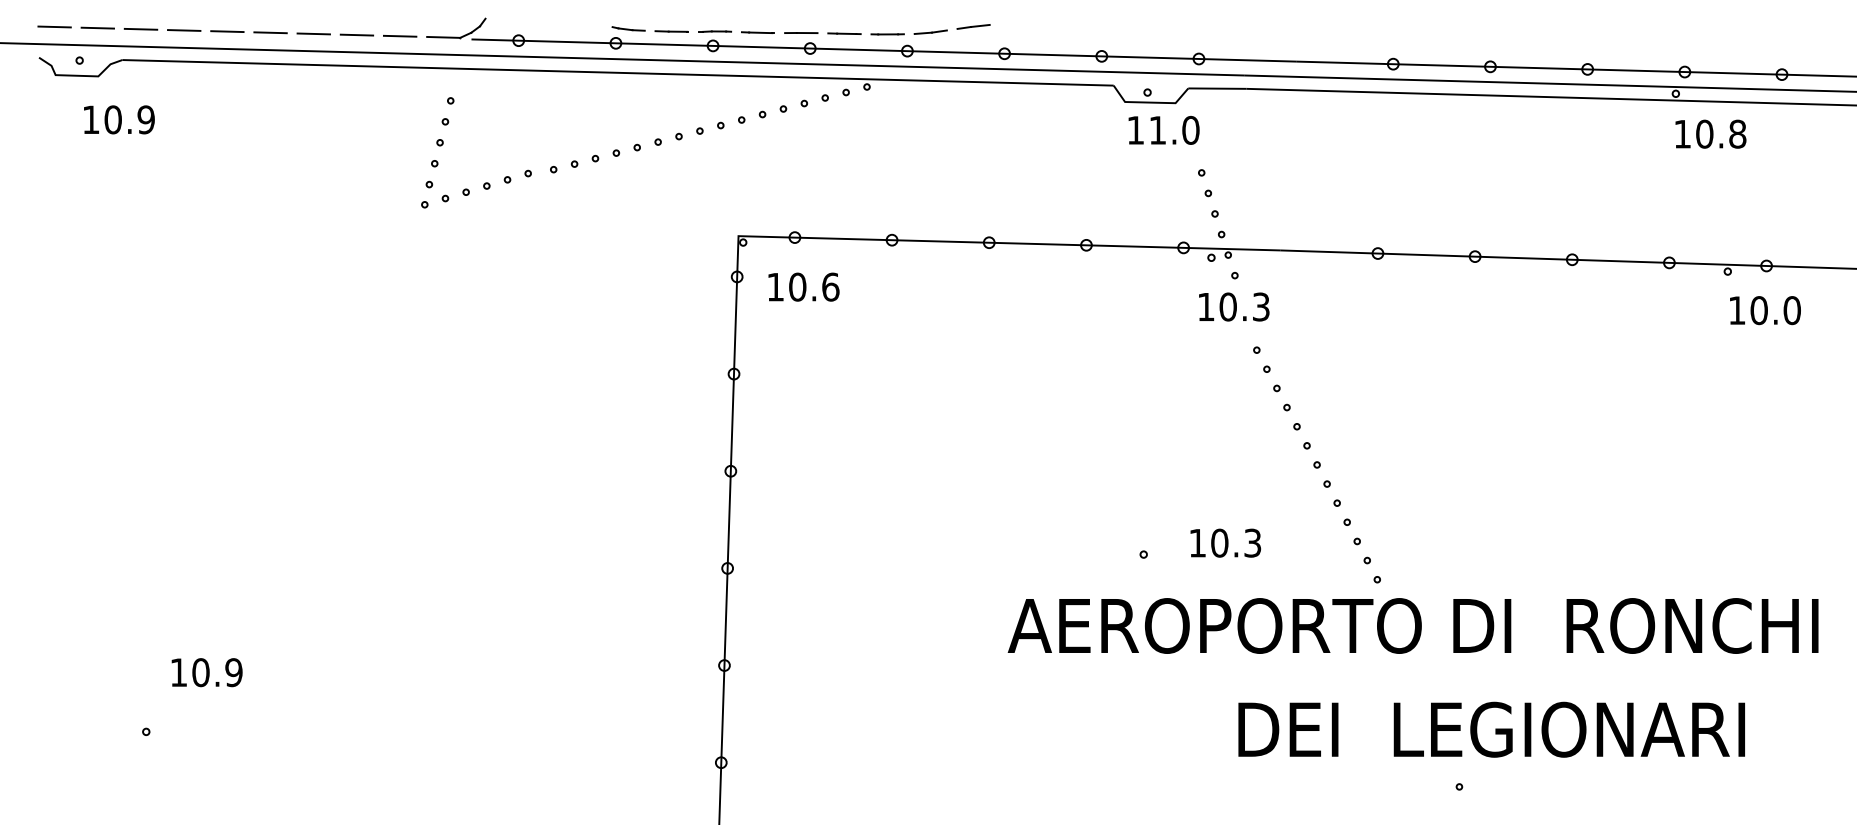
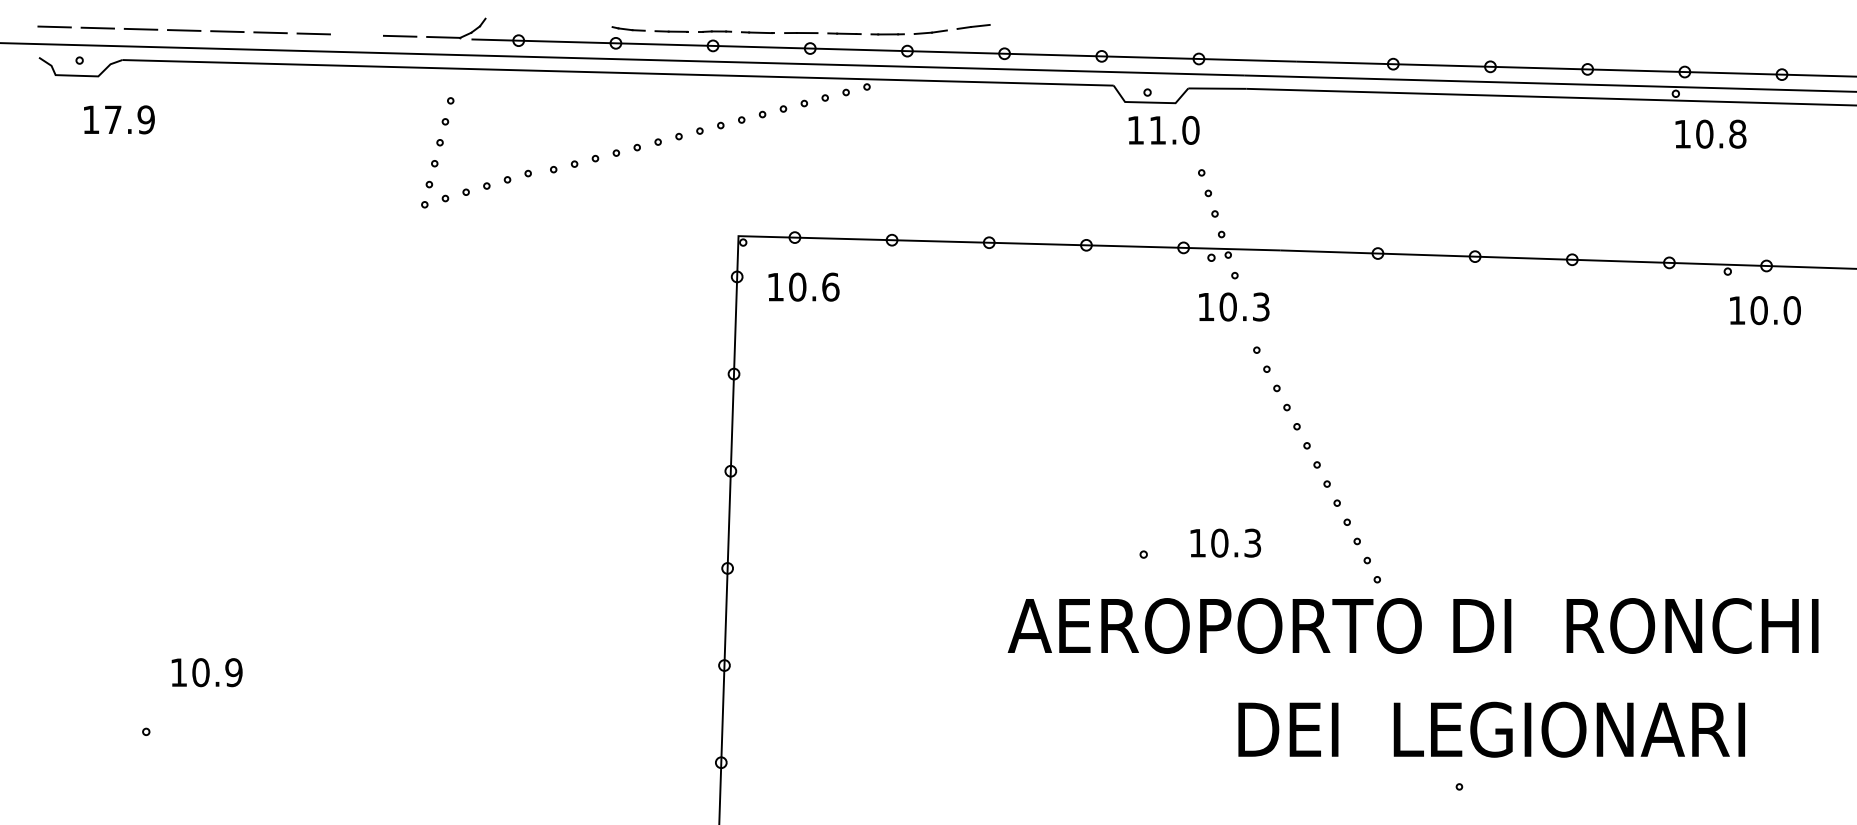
line: present -> none (356, 34)
text: 10.9 -> 17.9 (112, 119)
